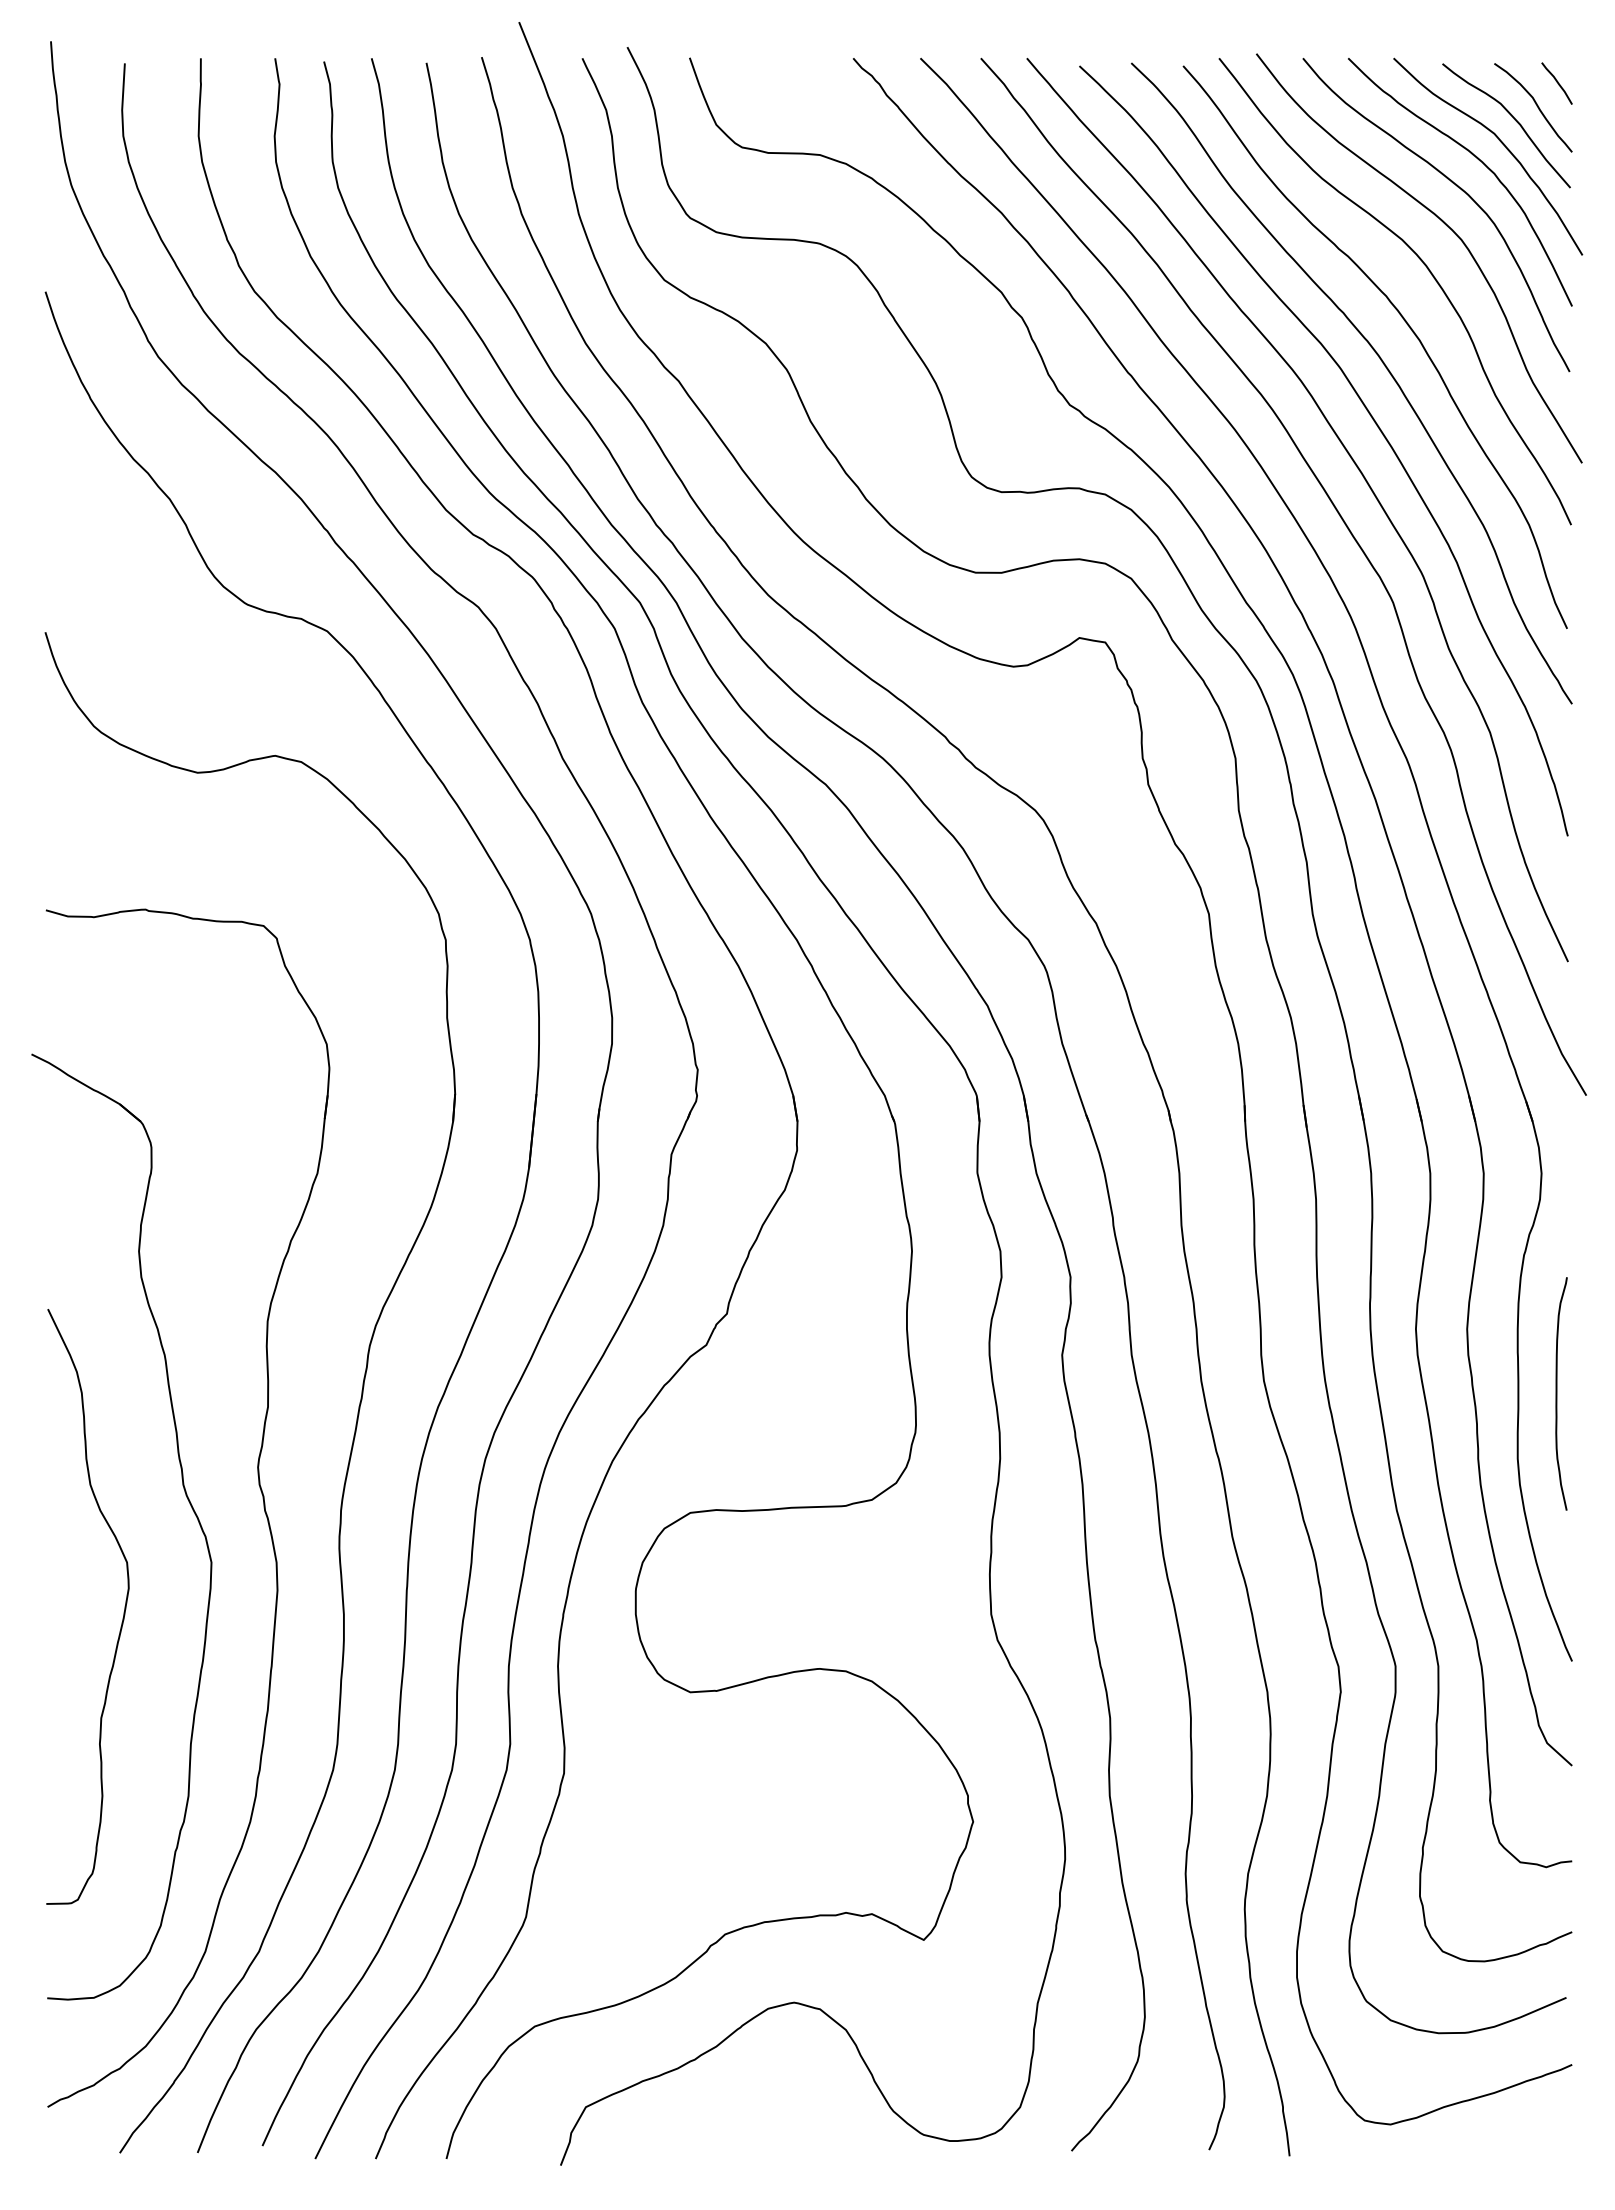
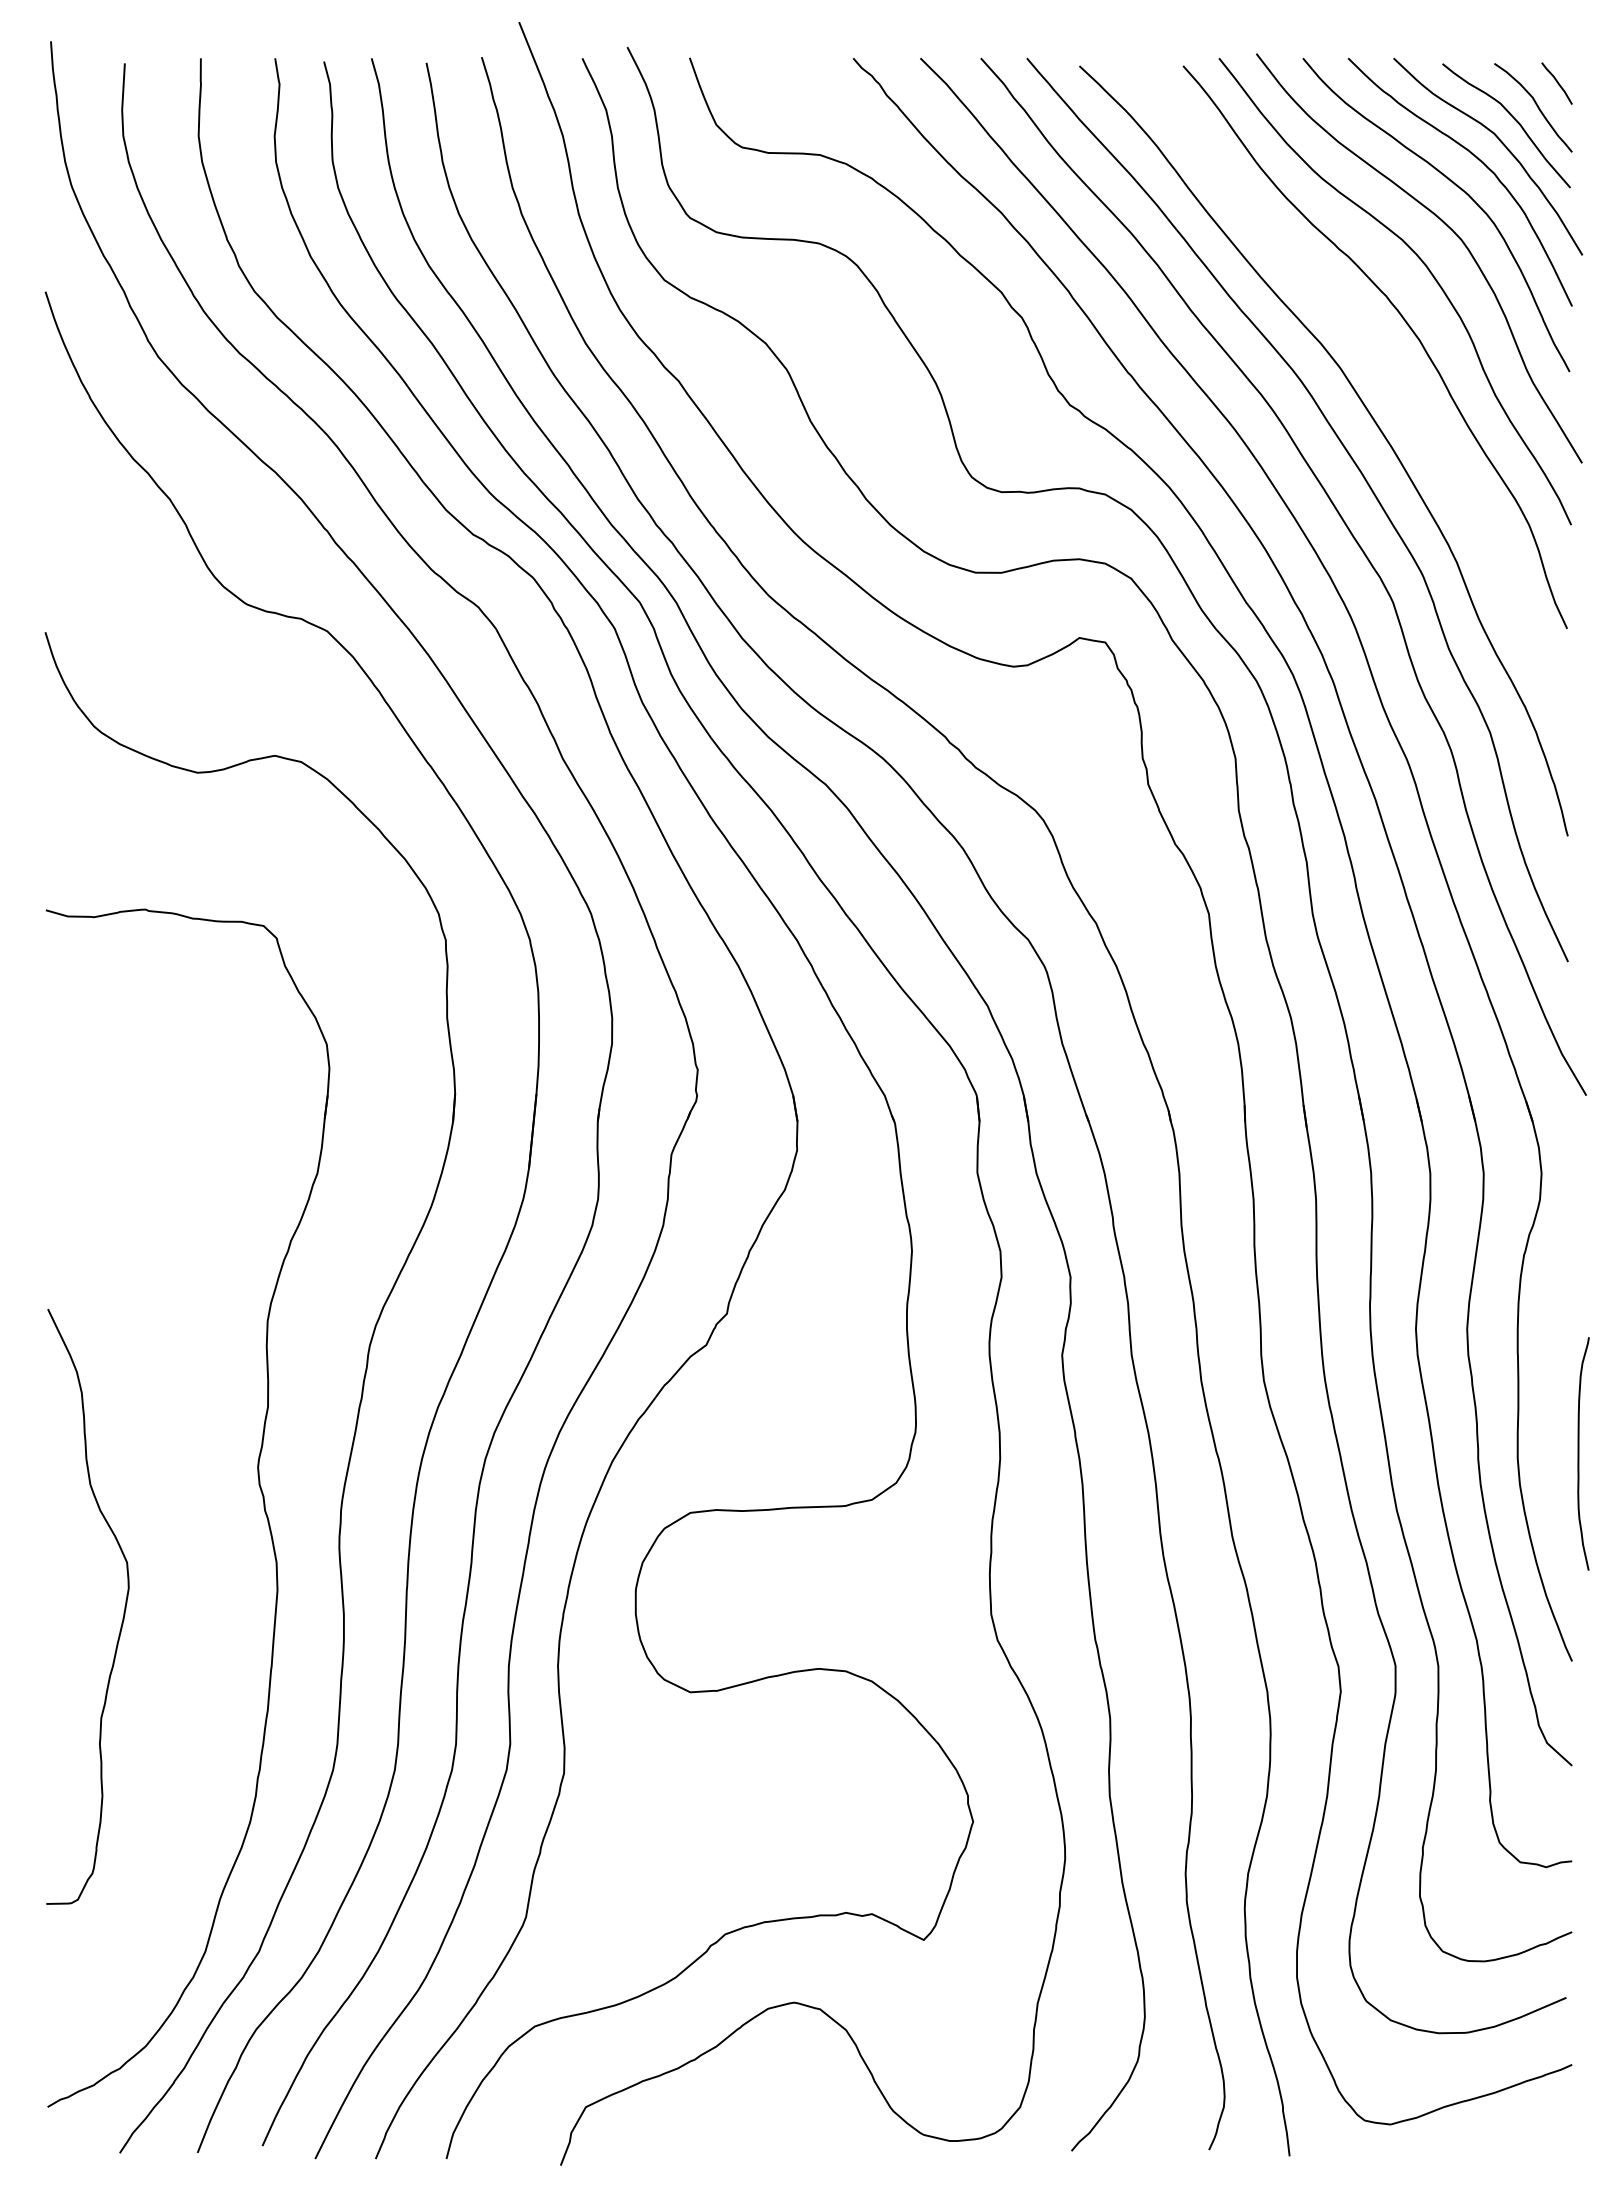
curve: present -> none (1382, 363)
curve position: (1557, 1393) -> (1579, 1453) (1579, 1453)
part: present -> none (185, 1495)
